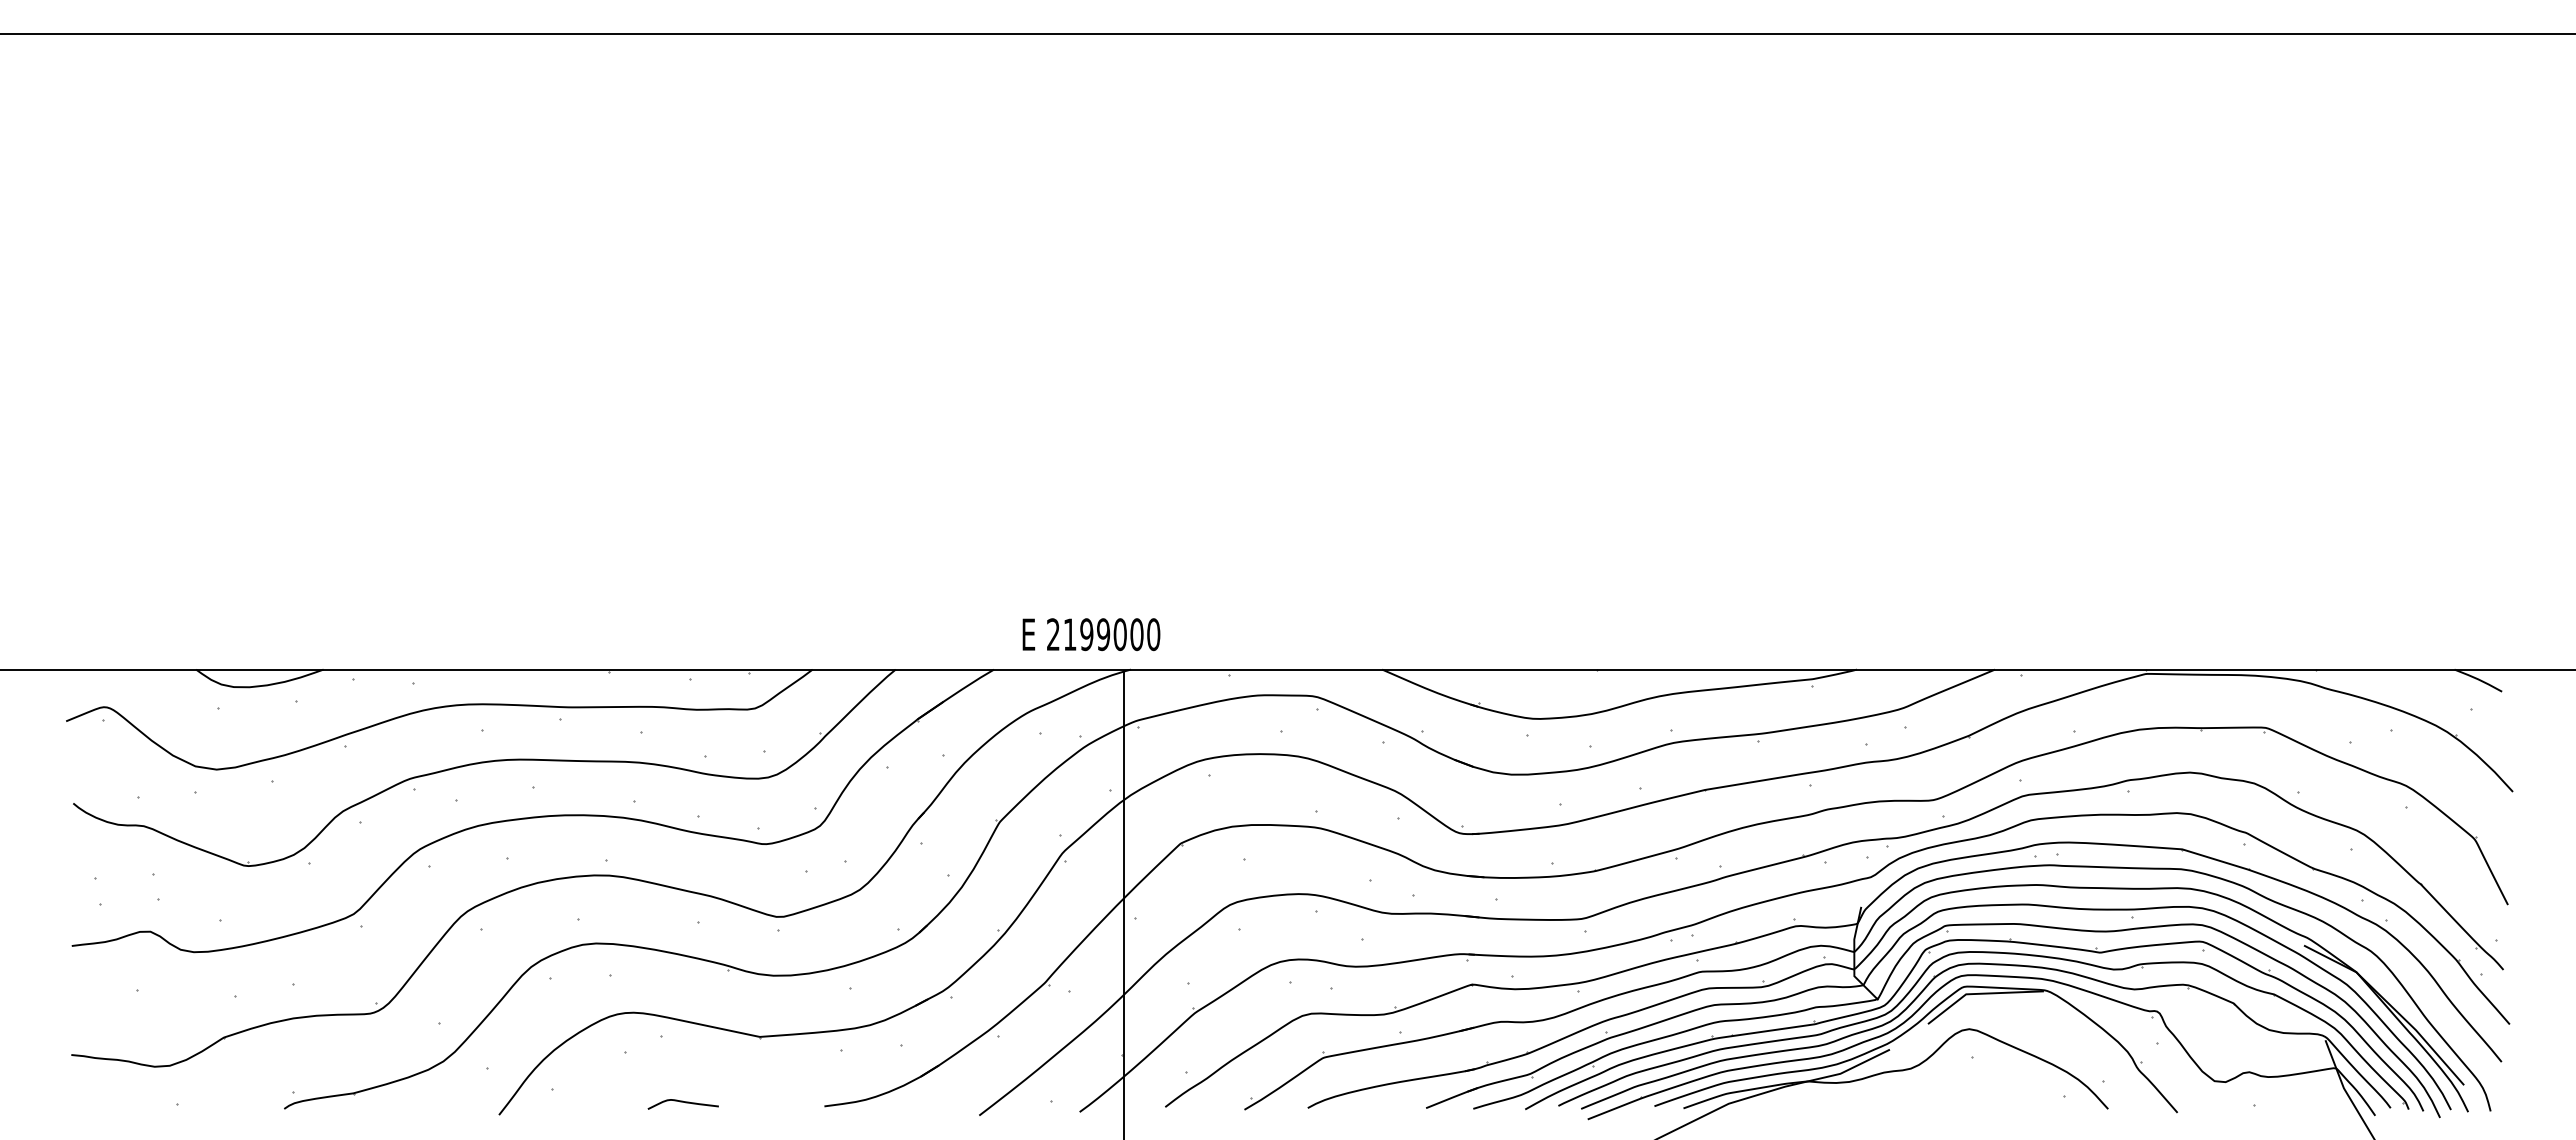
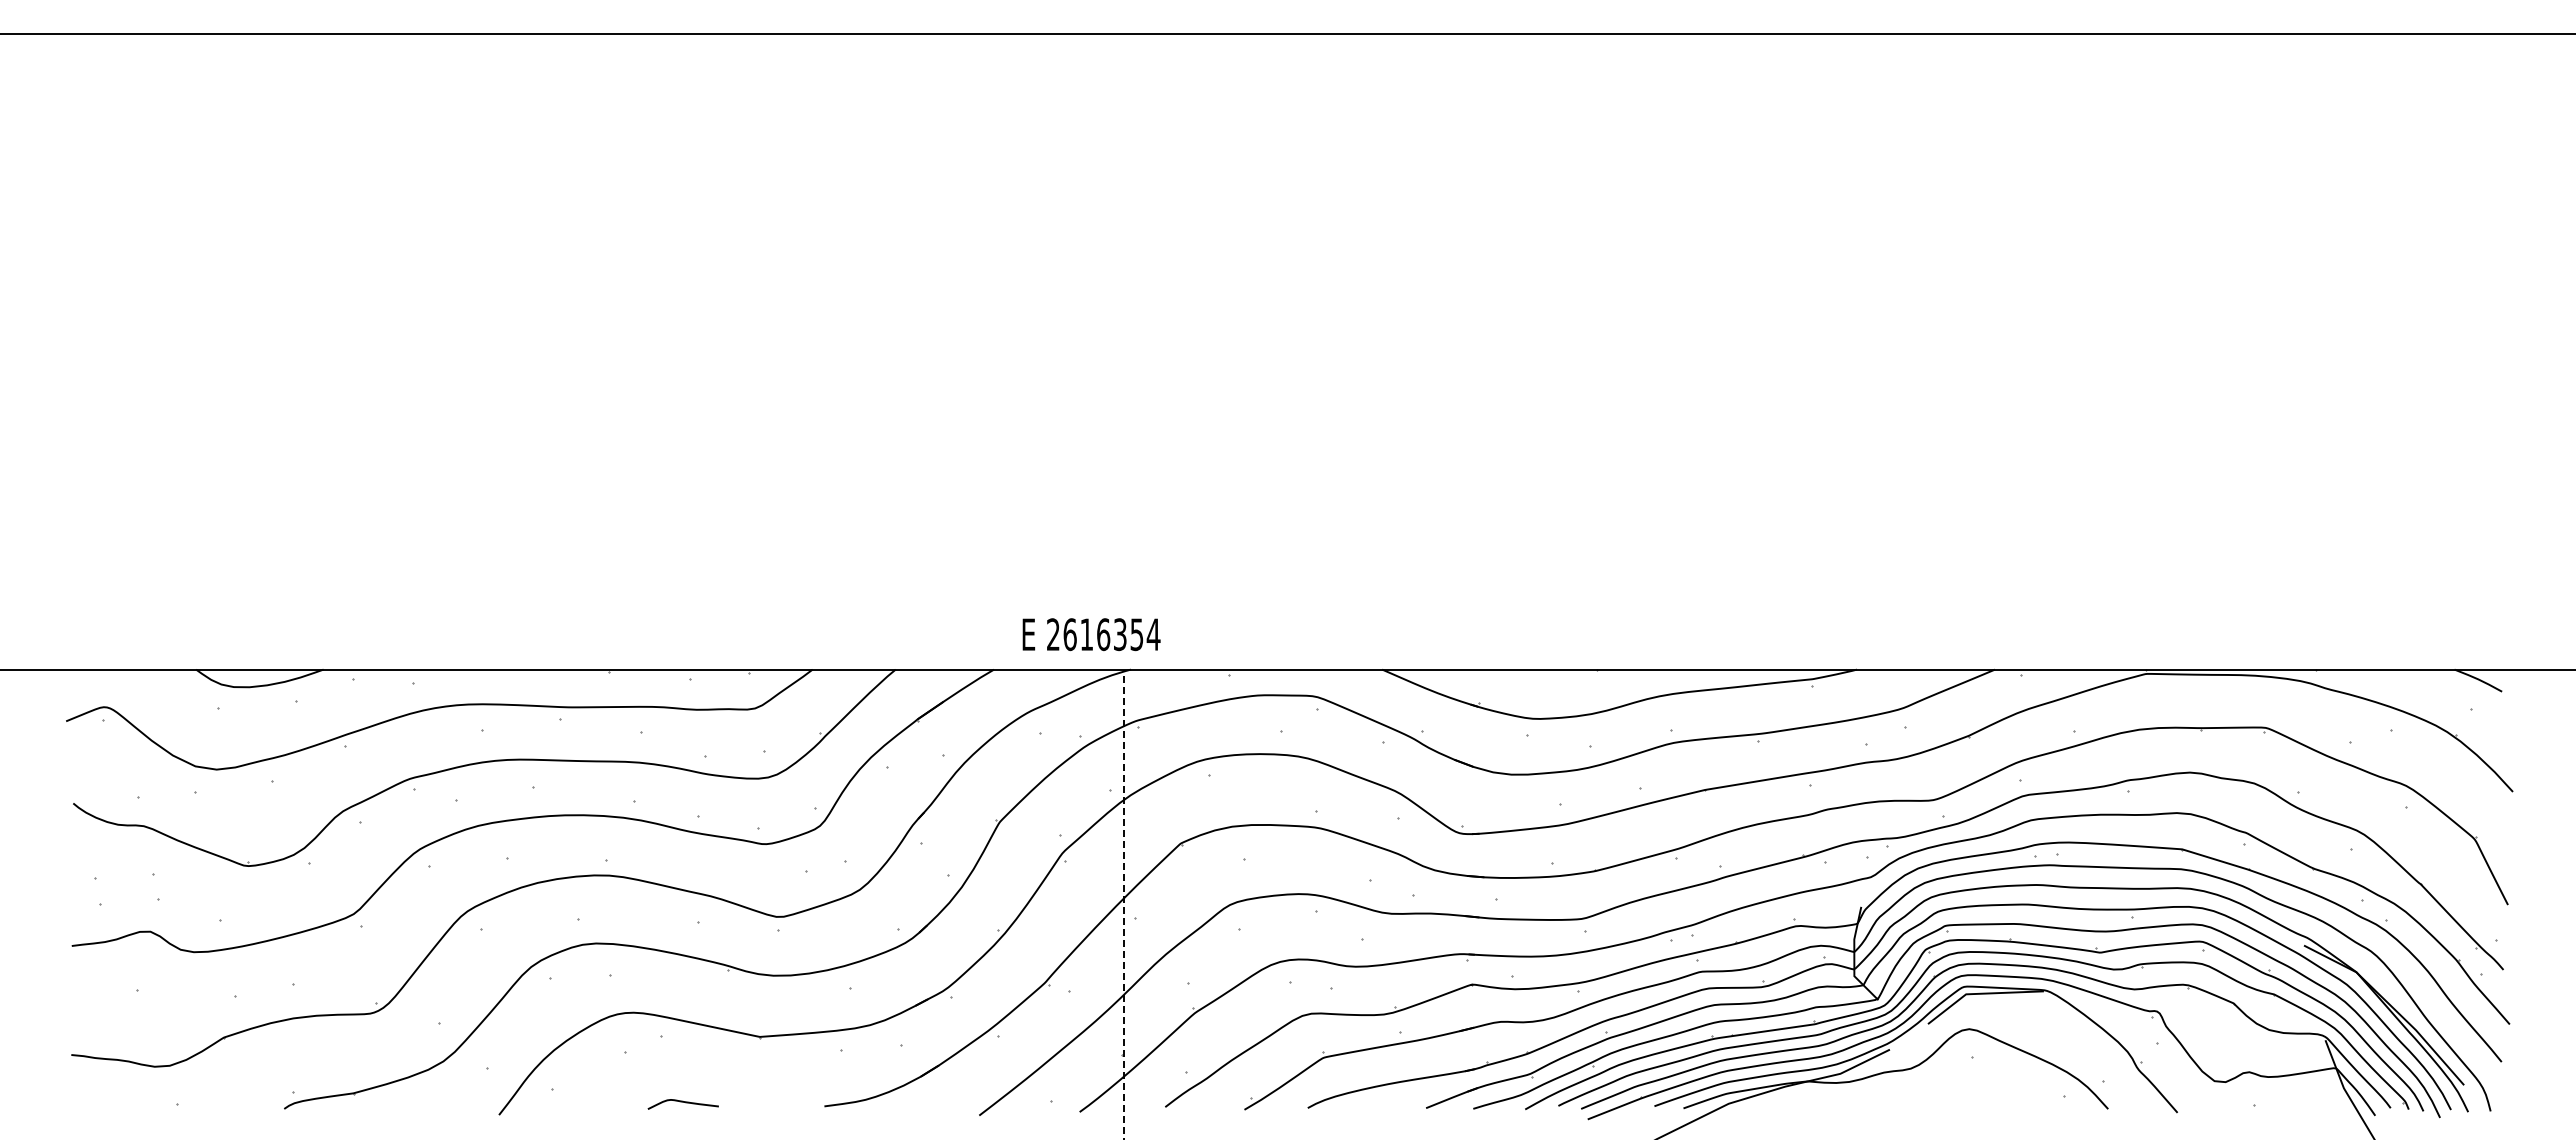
text: 2199000 -> 2616354 (1111, 634)
line: solid -> dashed (1124, 904)
